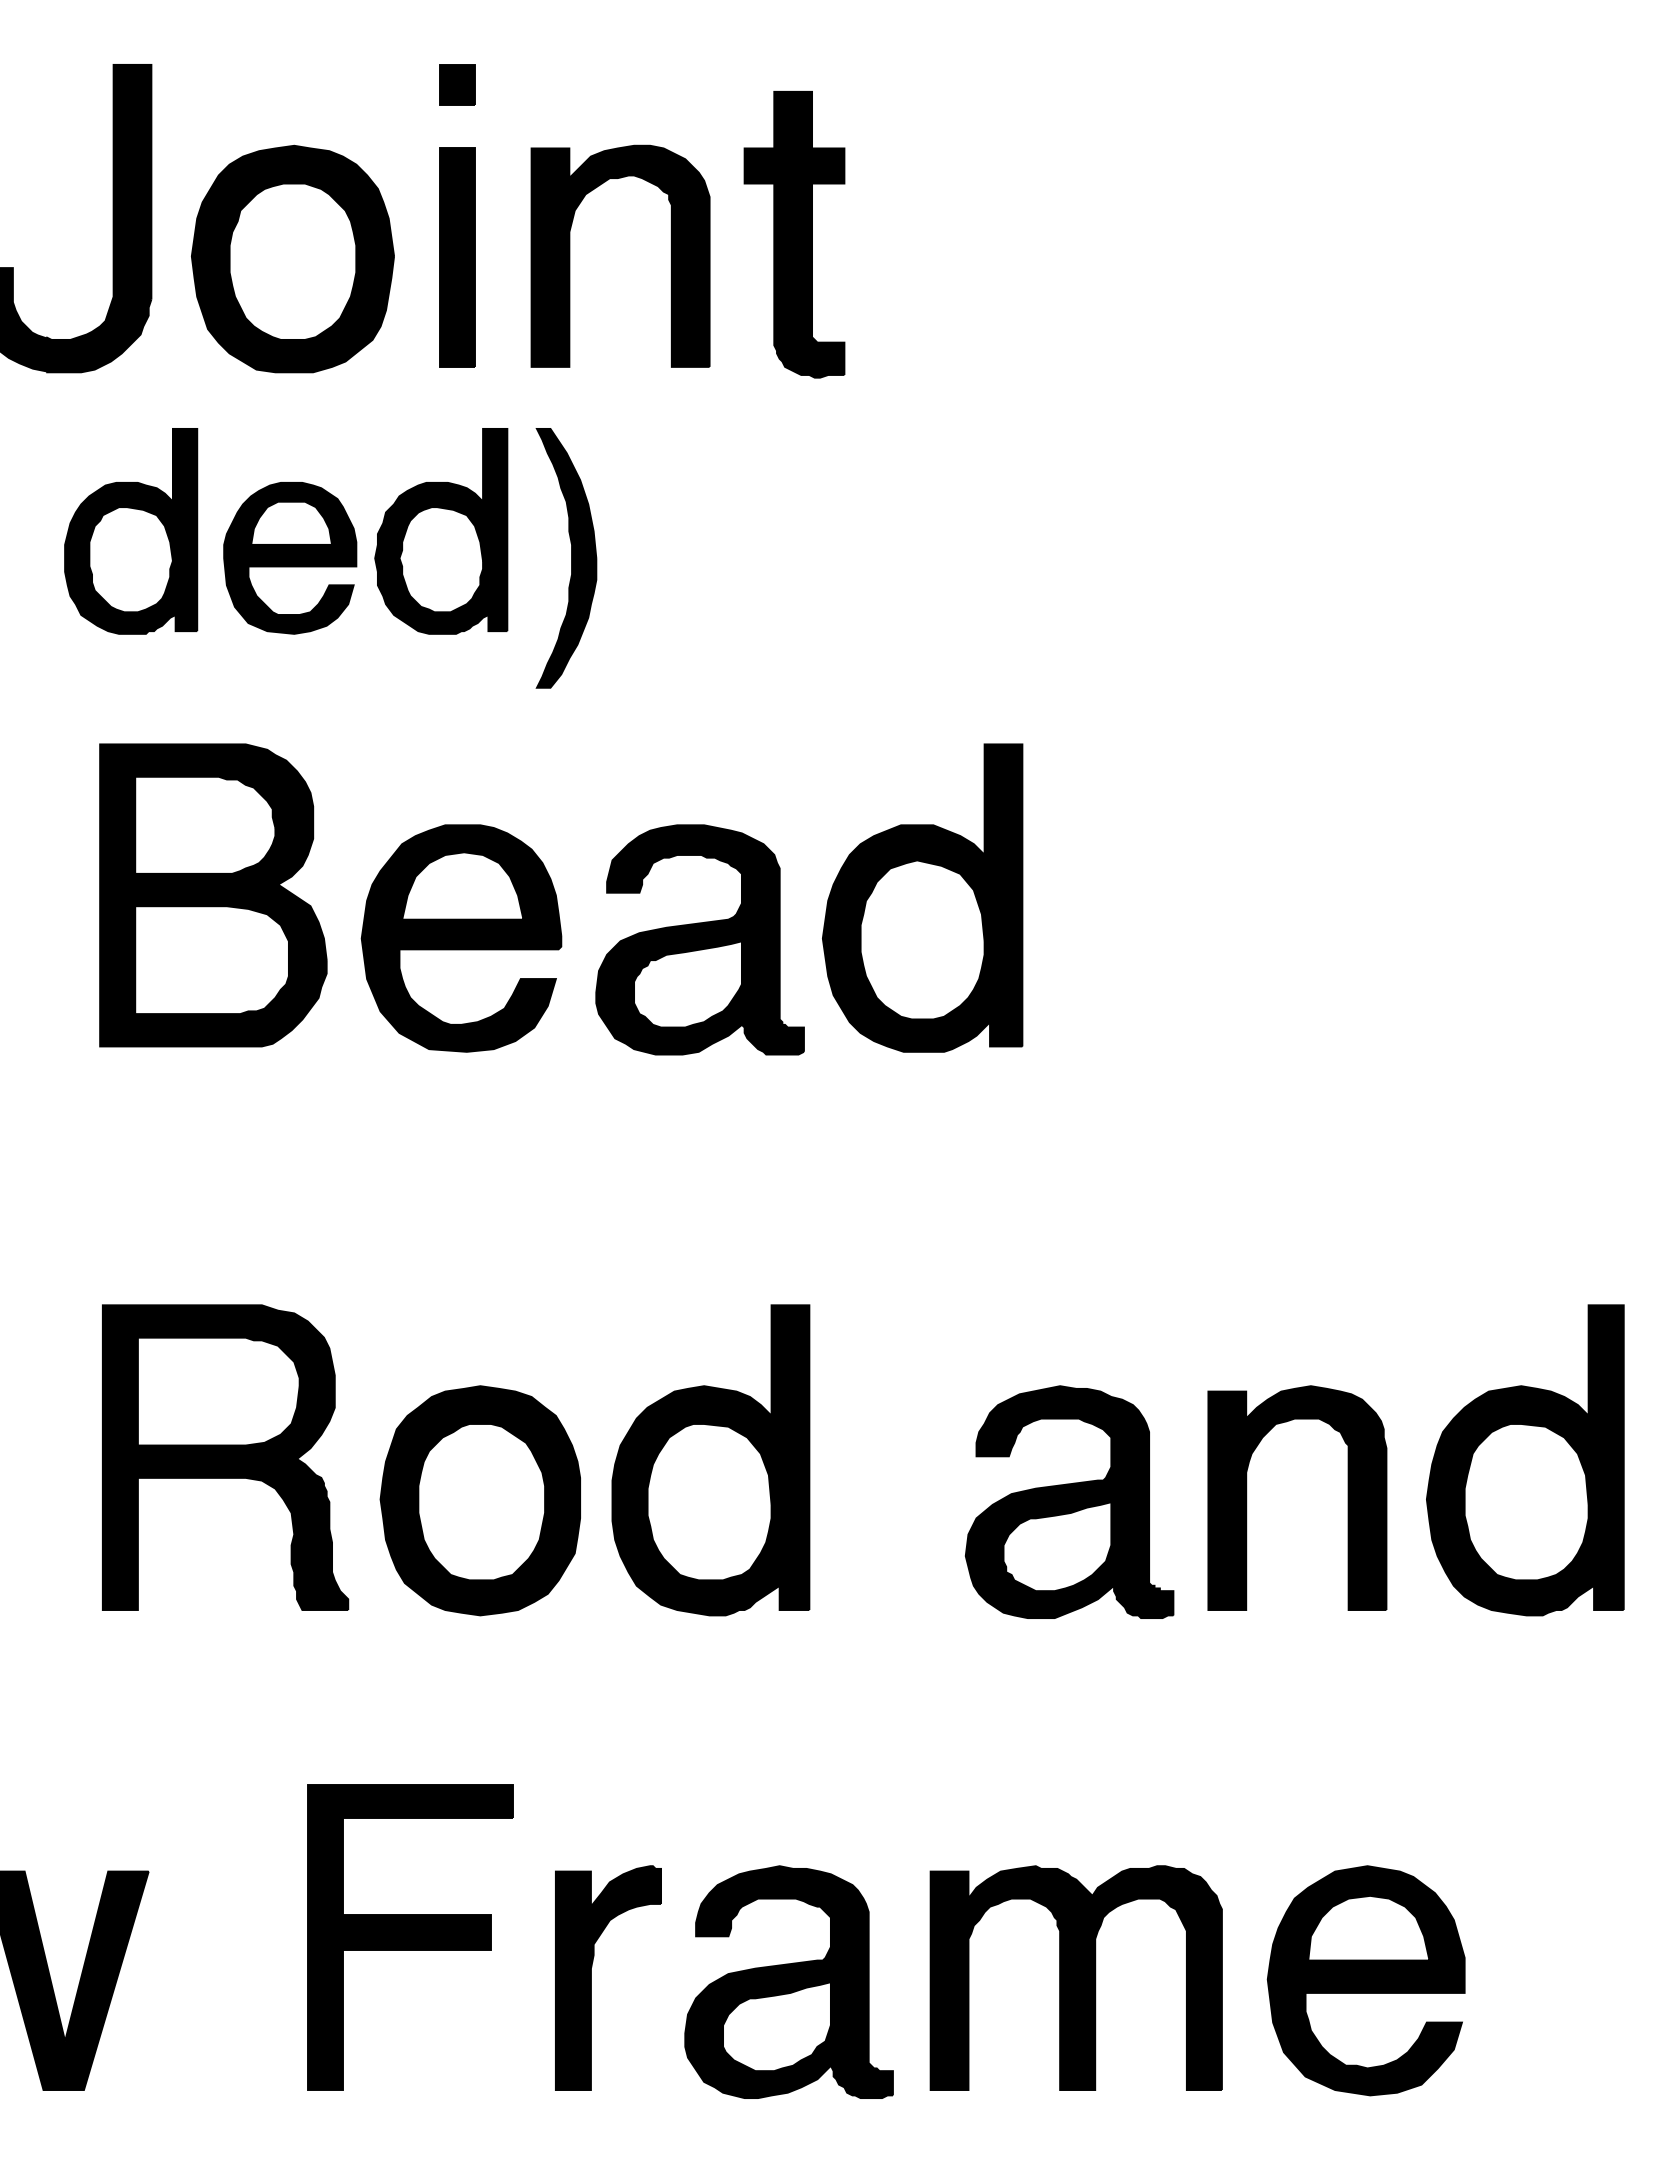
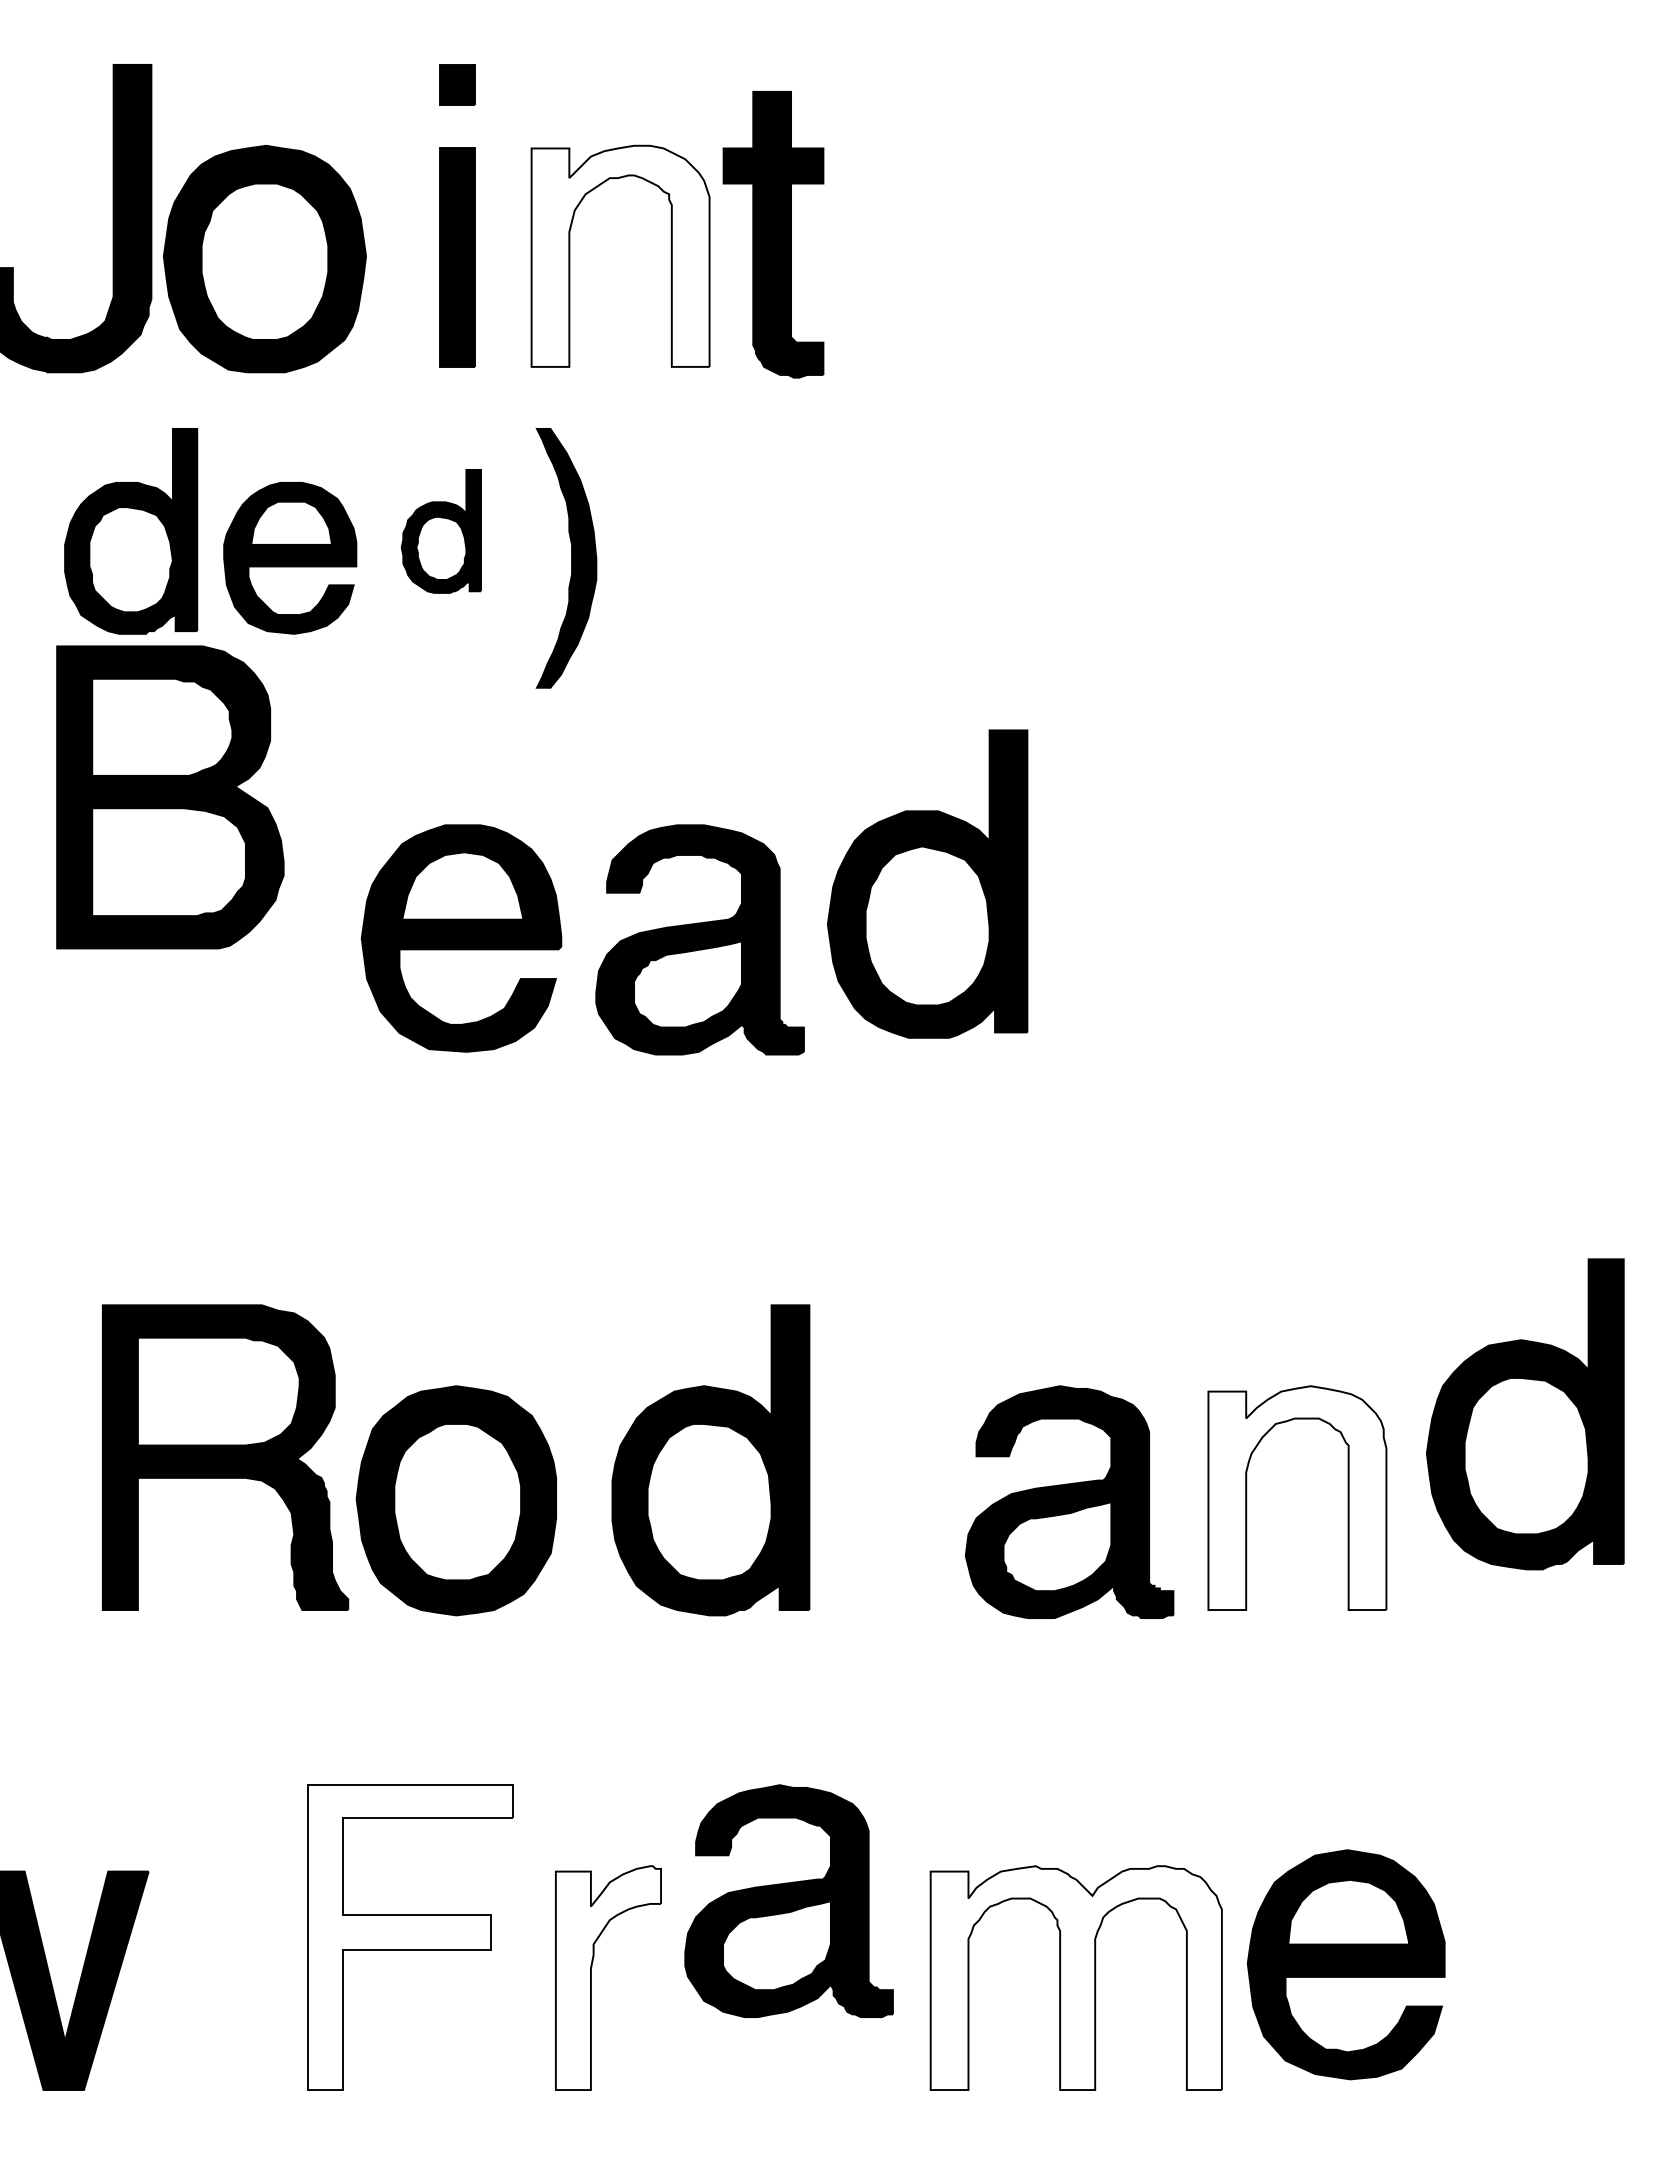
part position: (794, 234) -> (773, 234) (773, 234)
fill: present -> none (620, 255)
part position: (292, 258) -> (264, 258) (264, 258)
part size: 135x207 px -> 82x125 px (440, 531)
part position: (213, 895) -> (170, 797) (170, 797)
part position: (922, 897) -> (927, 883) (927, 883)
part position: (1525, 1460) -> (1525, 1414) (1525, 1414)
fill: present -> none (1297, 1498)
part position: (479, 1500) -> (455, 1500) (455, 1500)
fill: present -> none (409, 1937)
fill: present -> none (608, 1978)
fill: present -> none (1075, 1978)
part position: (1365, 1980) -> (1345, 1964) (1345, 1964)
part position: (788, 1981) -> (788, 1900) (788, 1900)
